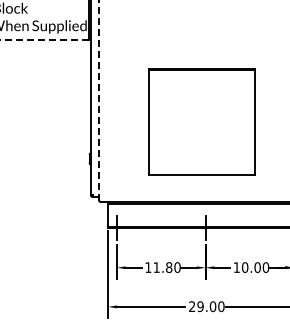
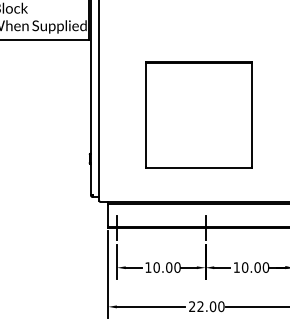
line: dashed -> solid (44, 39)
line: dashed -> solid (99, 100)
part position: (201, 121) -> (198, 114) (198, 114)
text: 11.80 -> 10.00 (162, 267)
text: 29.00 -> 22.00 (200, 306)
